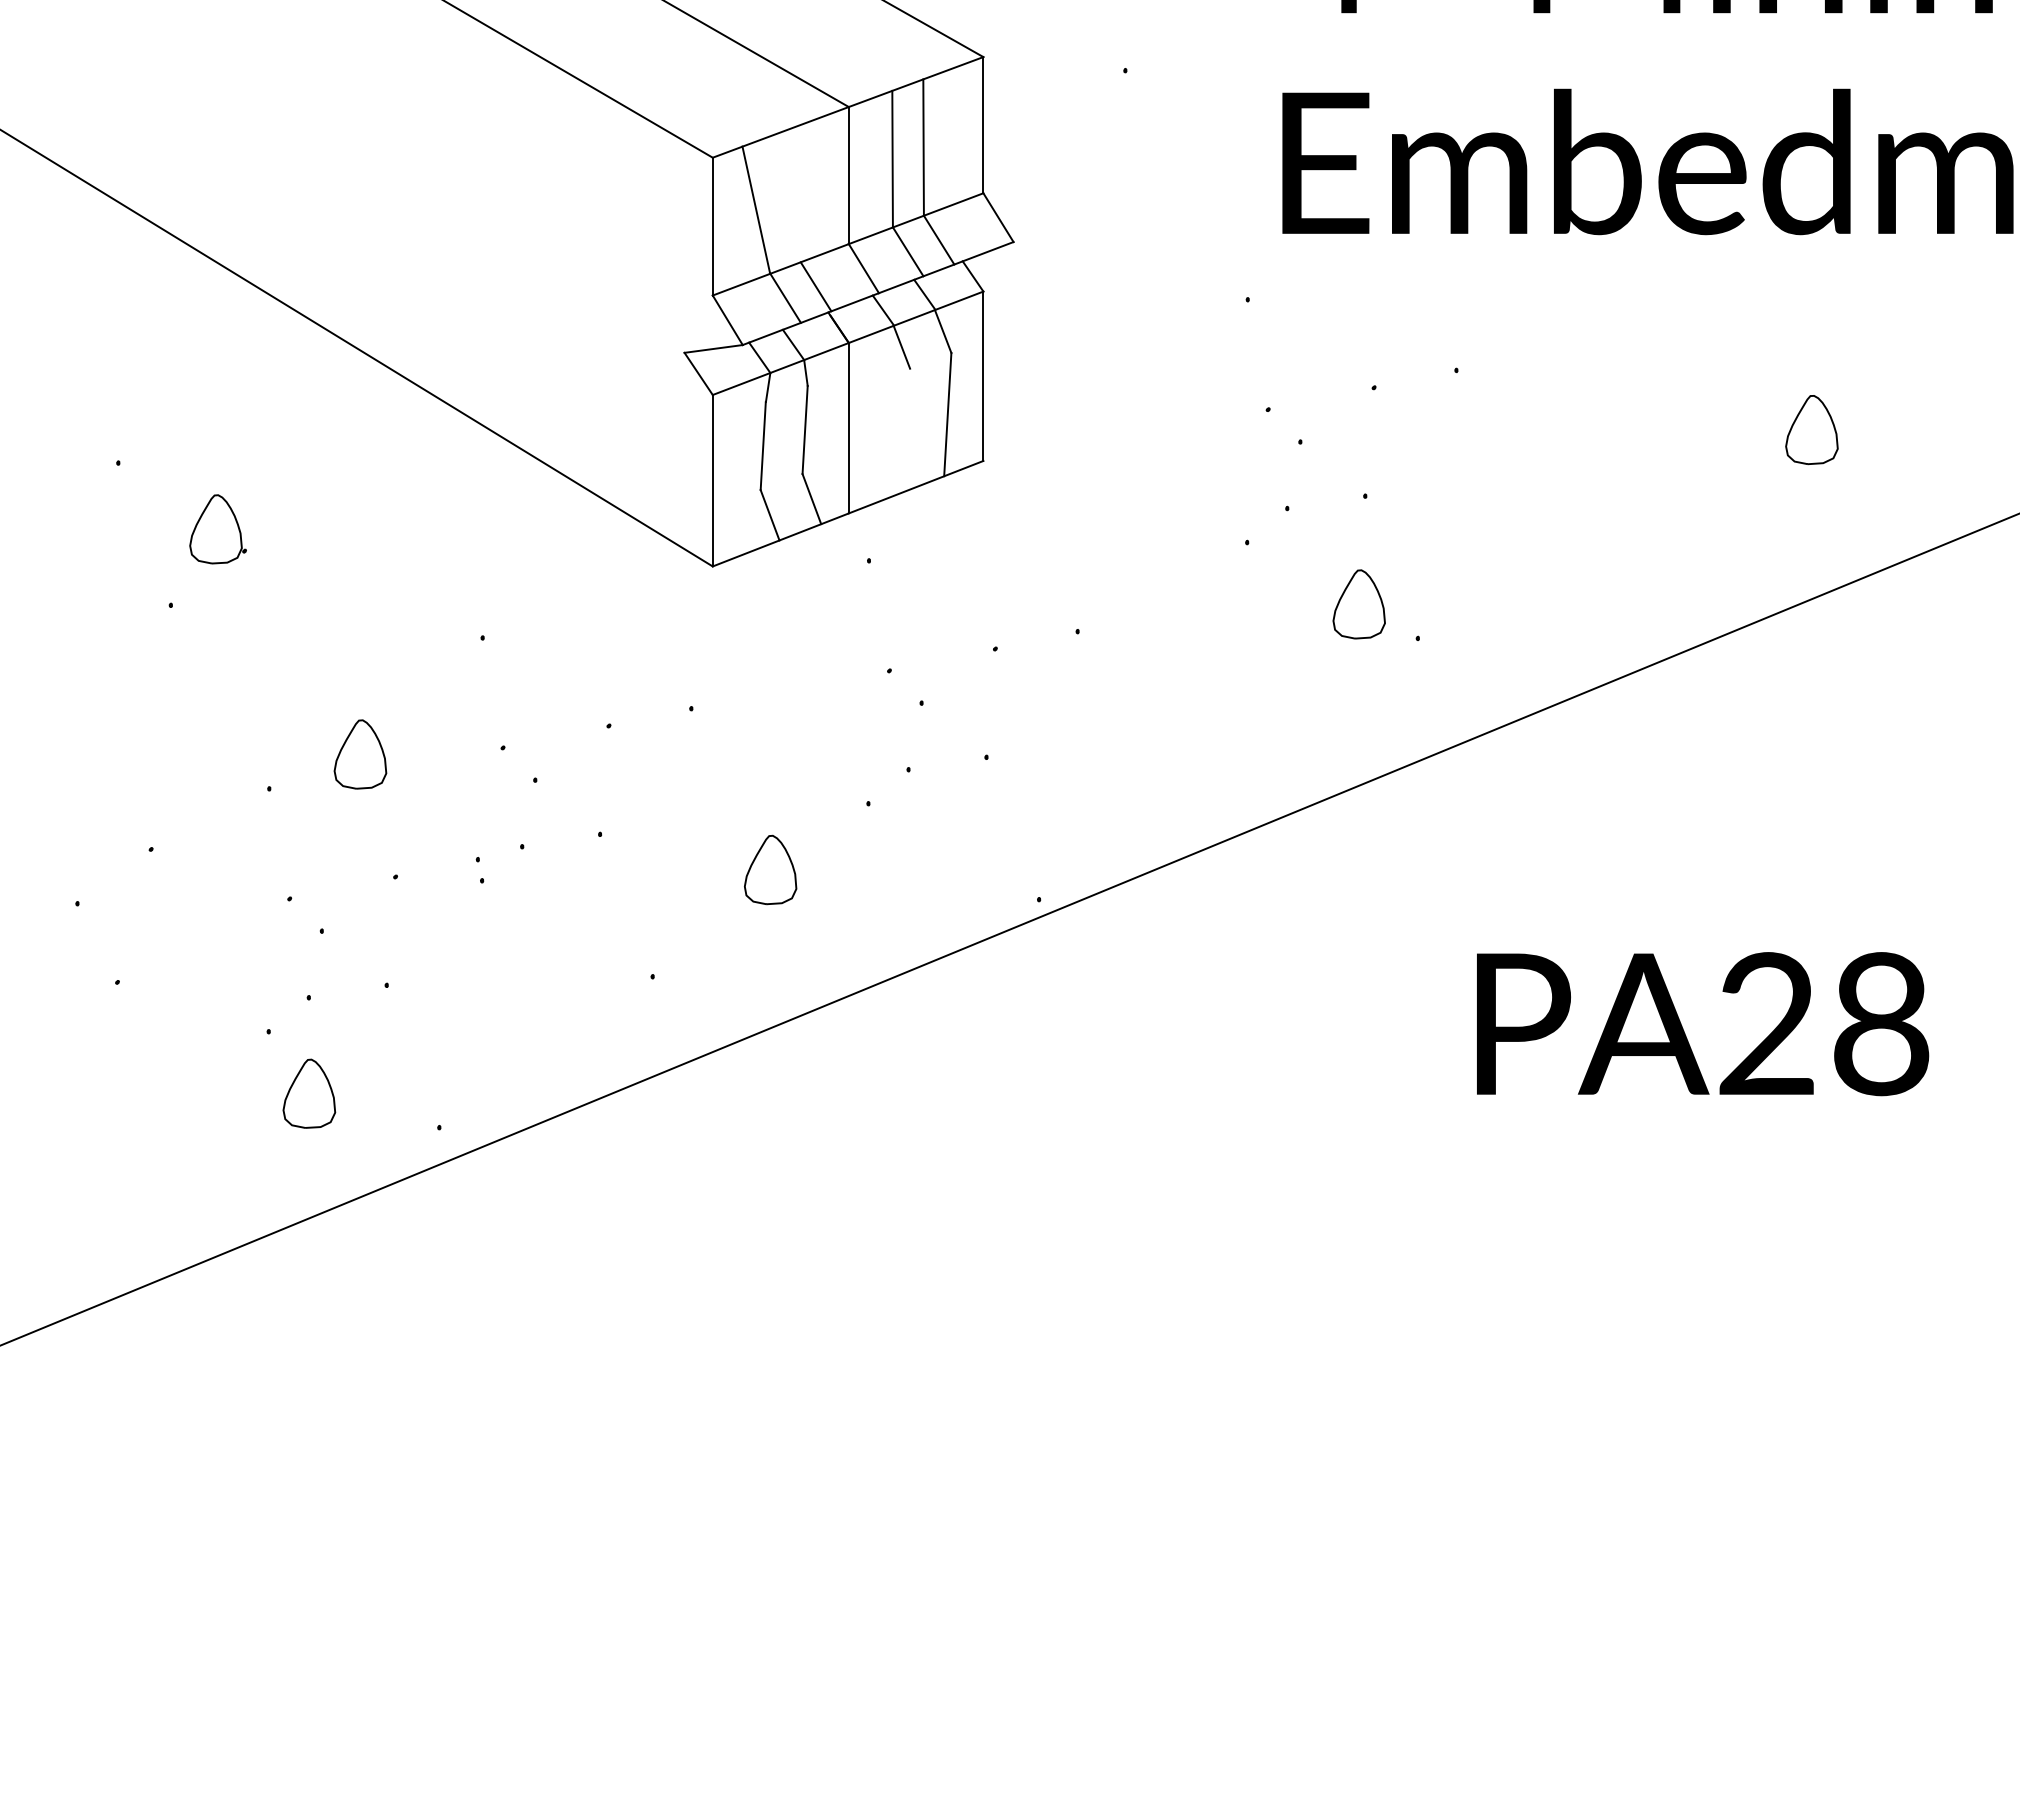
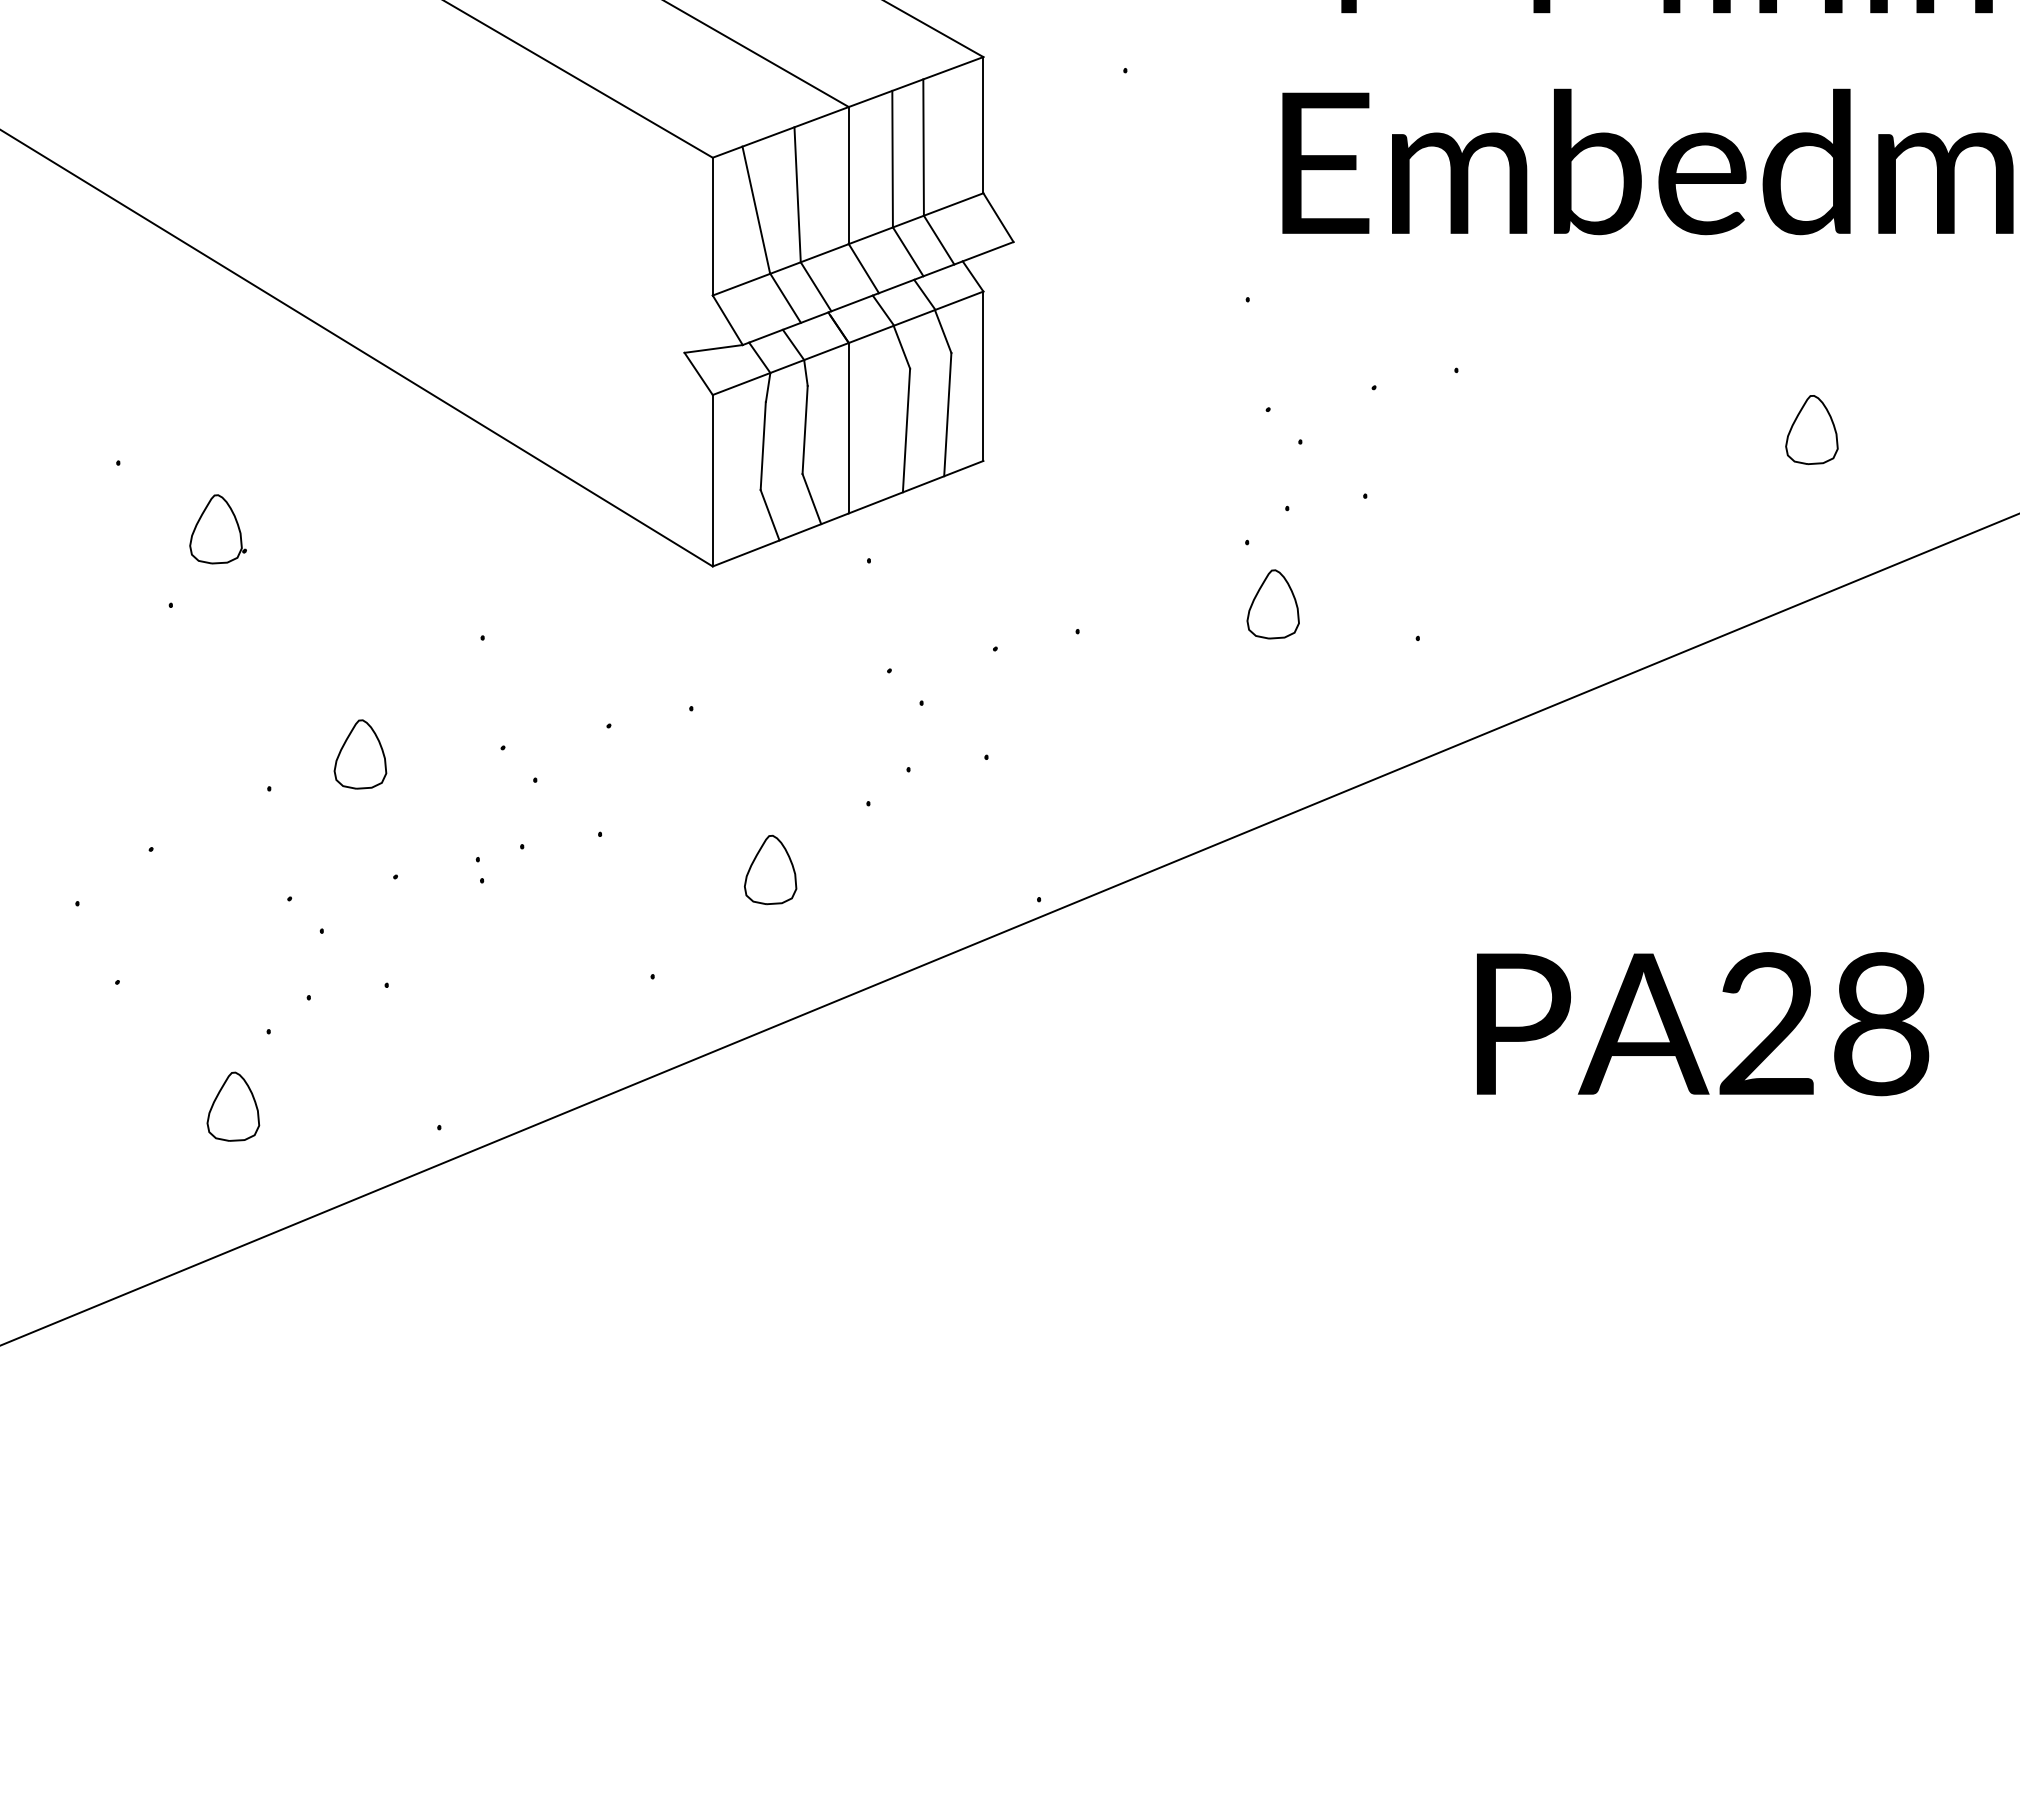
line: none -> present (797, 194)
line: none -> present (906, 430)
part position: (1358, 604) -> (1272, 604) (1272, 604)
part position: (309, 1093) -> (233, 1106) (233, 1106)
